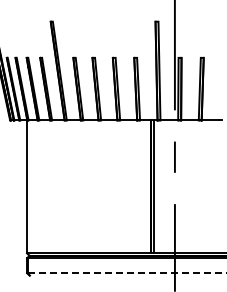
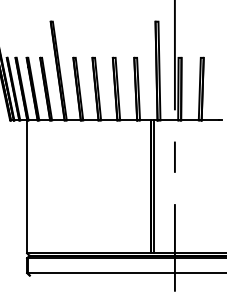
line: dashed -> solid (127, 273)
